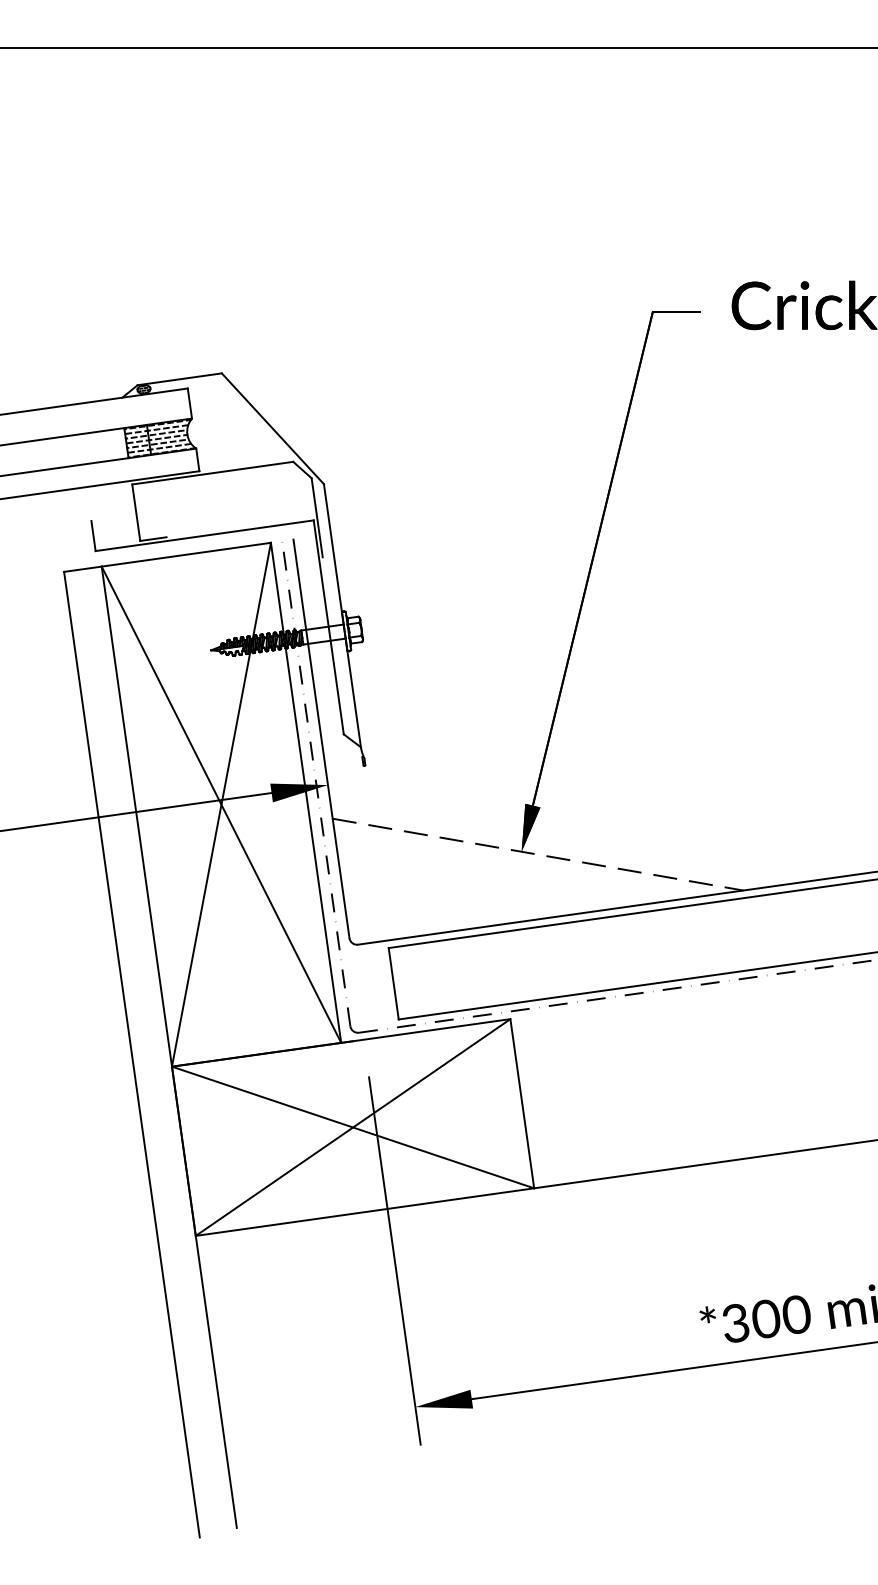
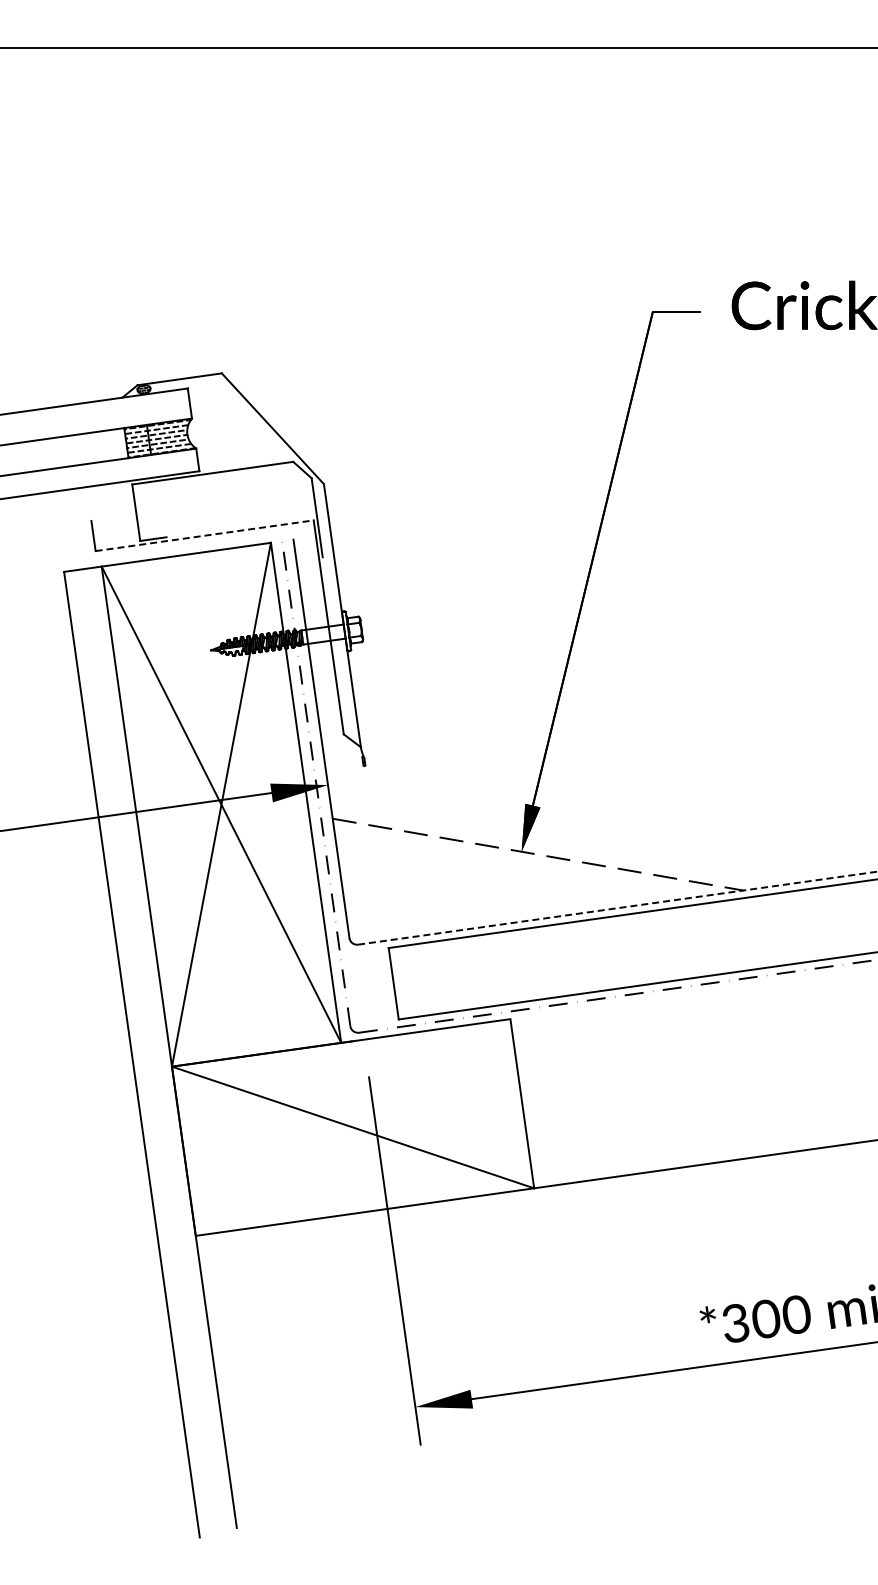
line: solid -> dashed (205, 535)
line: solid -> dashed (618, 908)
line: present -> none (352, 1127)
